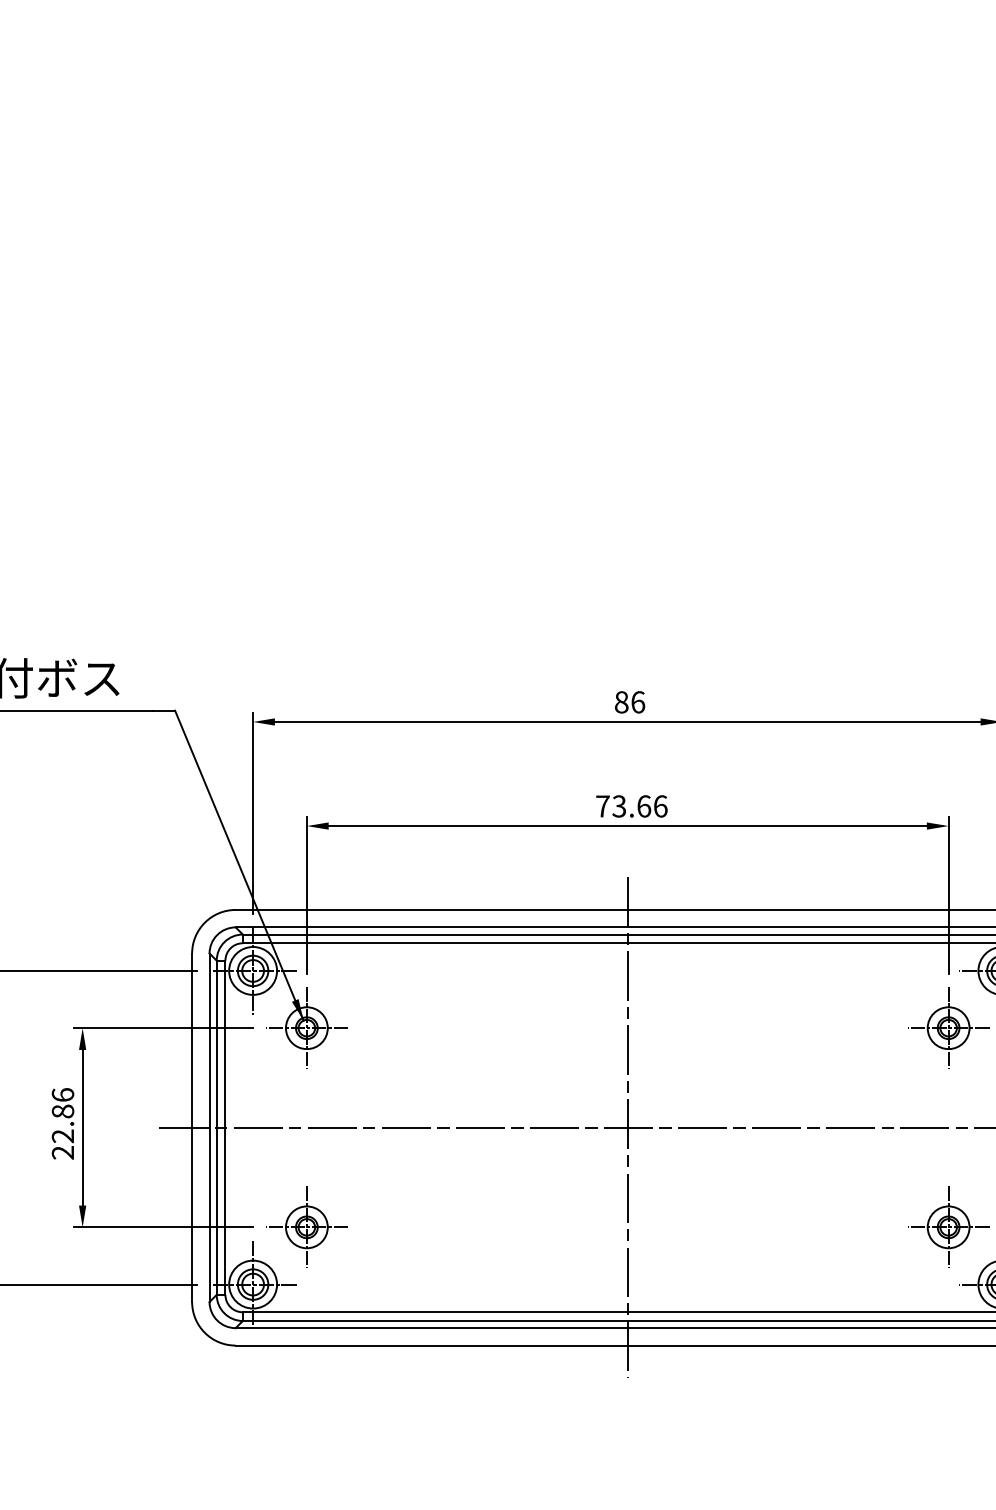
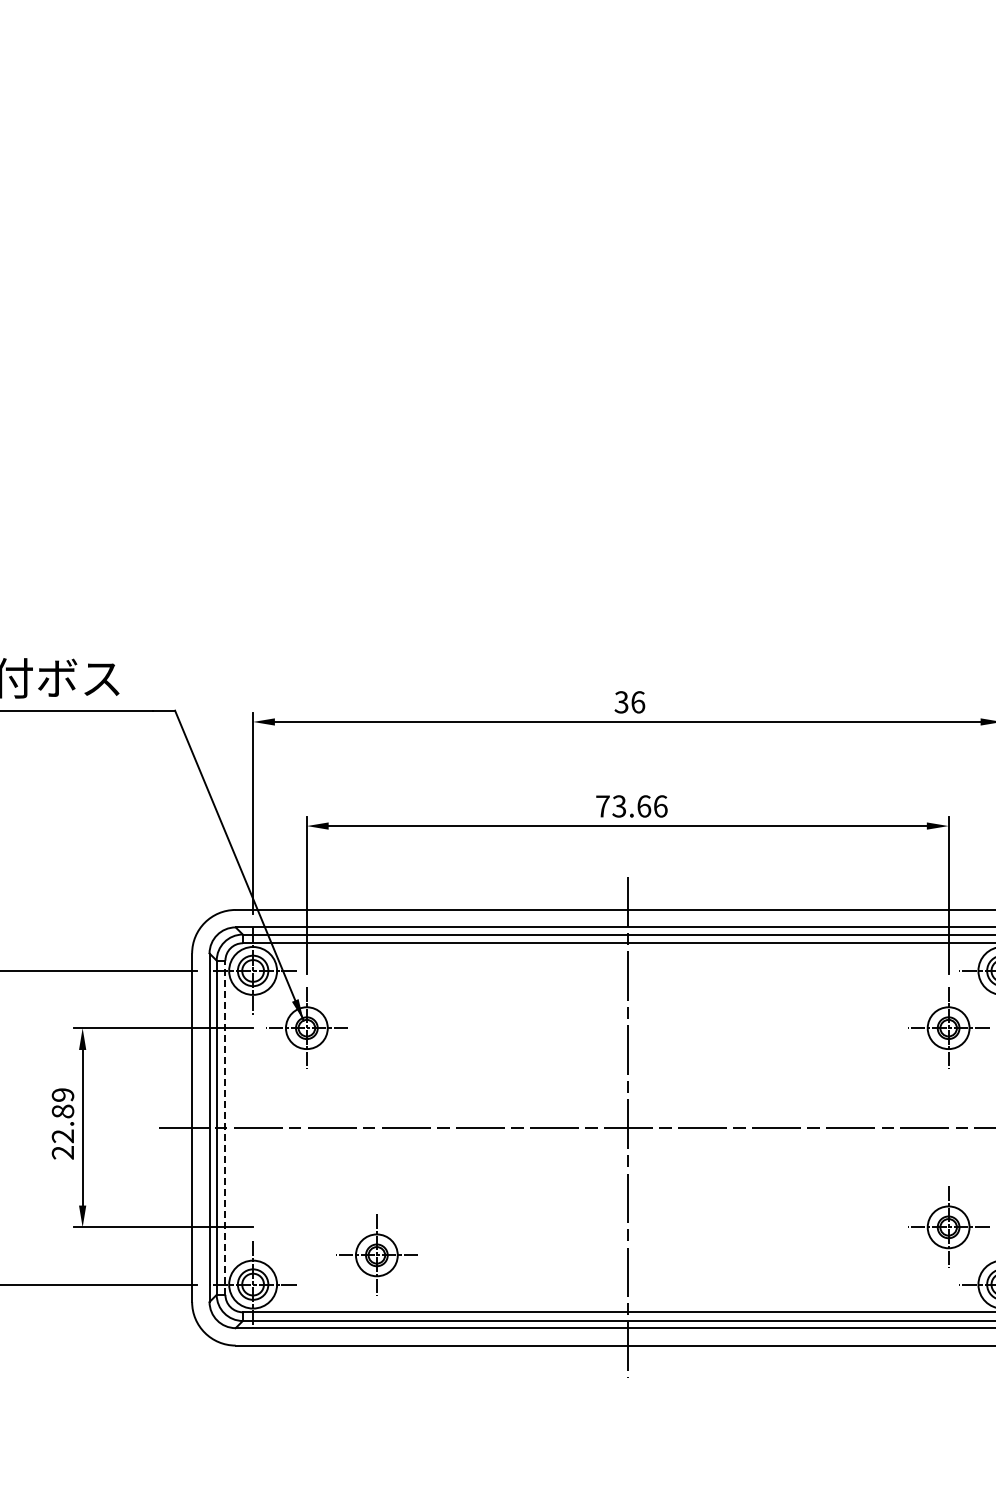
text: 86 -> 36 (621, 702)
text: 22.86 -> 22.89 (62, 1094)
line: solid -> dashed (225, 1127)
part position: (306, 1226) -> (376, 1254) (376, 1254)
